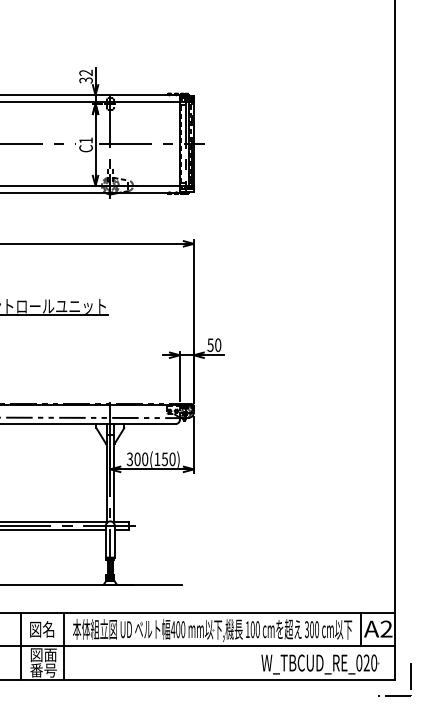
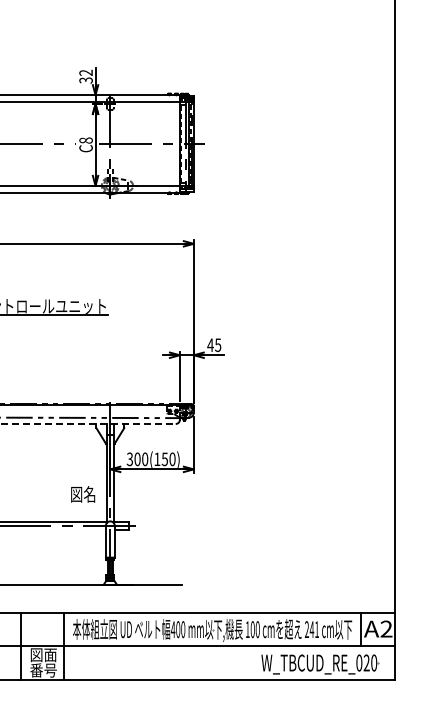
text: C1 -> C8 (85, 140)
text: 50 -> 45 (214, 345)
line: solid -> dashed (88, 423)
line: present -> none (53, 529)
text position: (42, 629) -> (83, 494) (83, 494)
text: 300 -> 241 (312, 629)
part: present -> none (410, 679)
